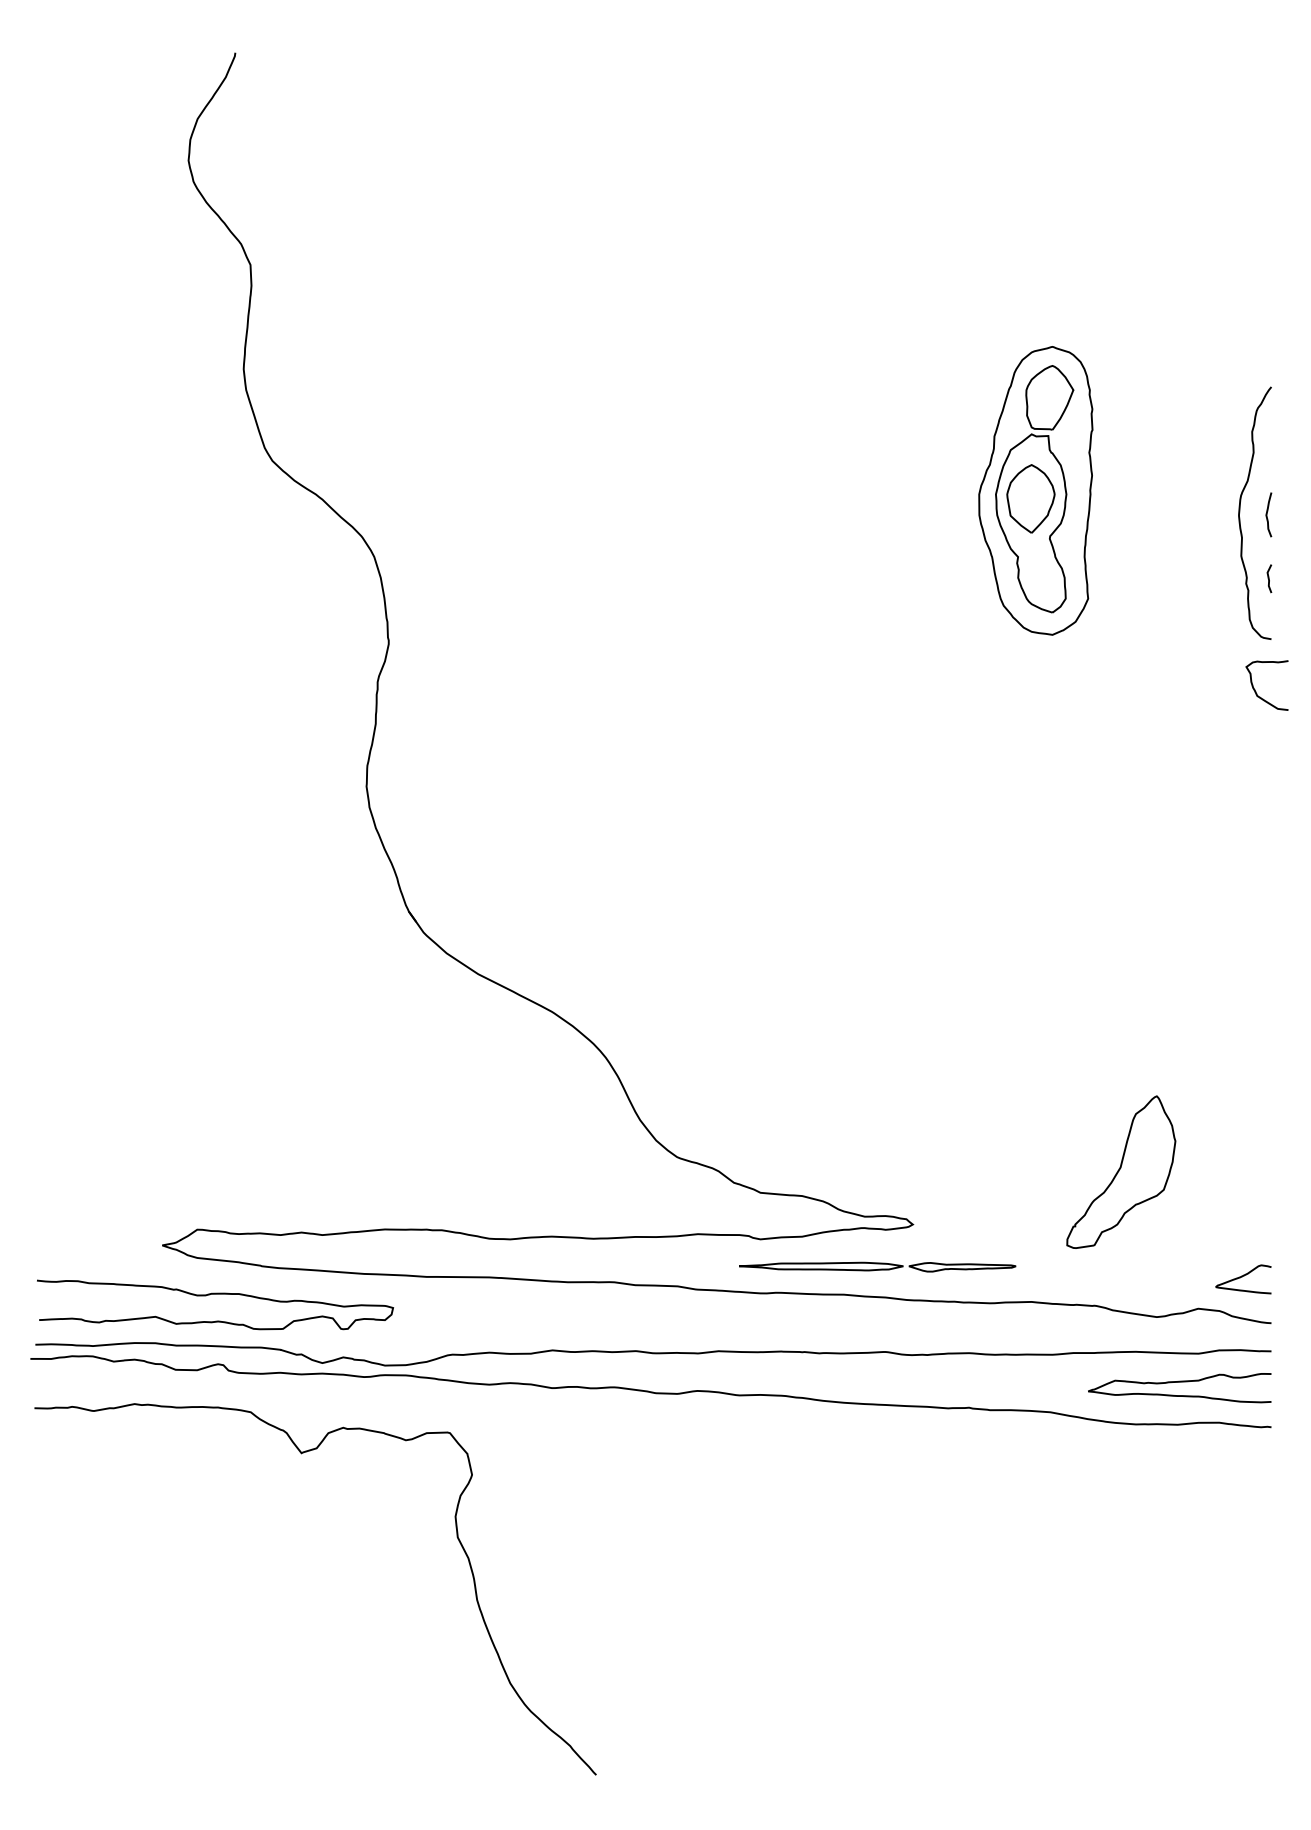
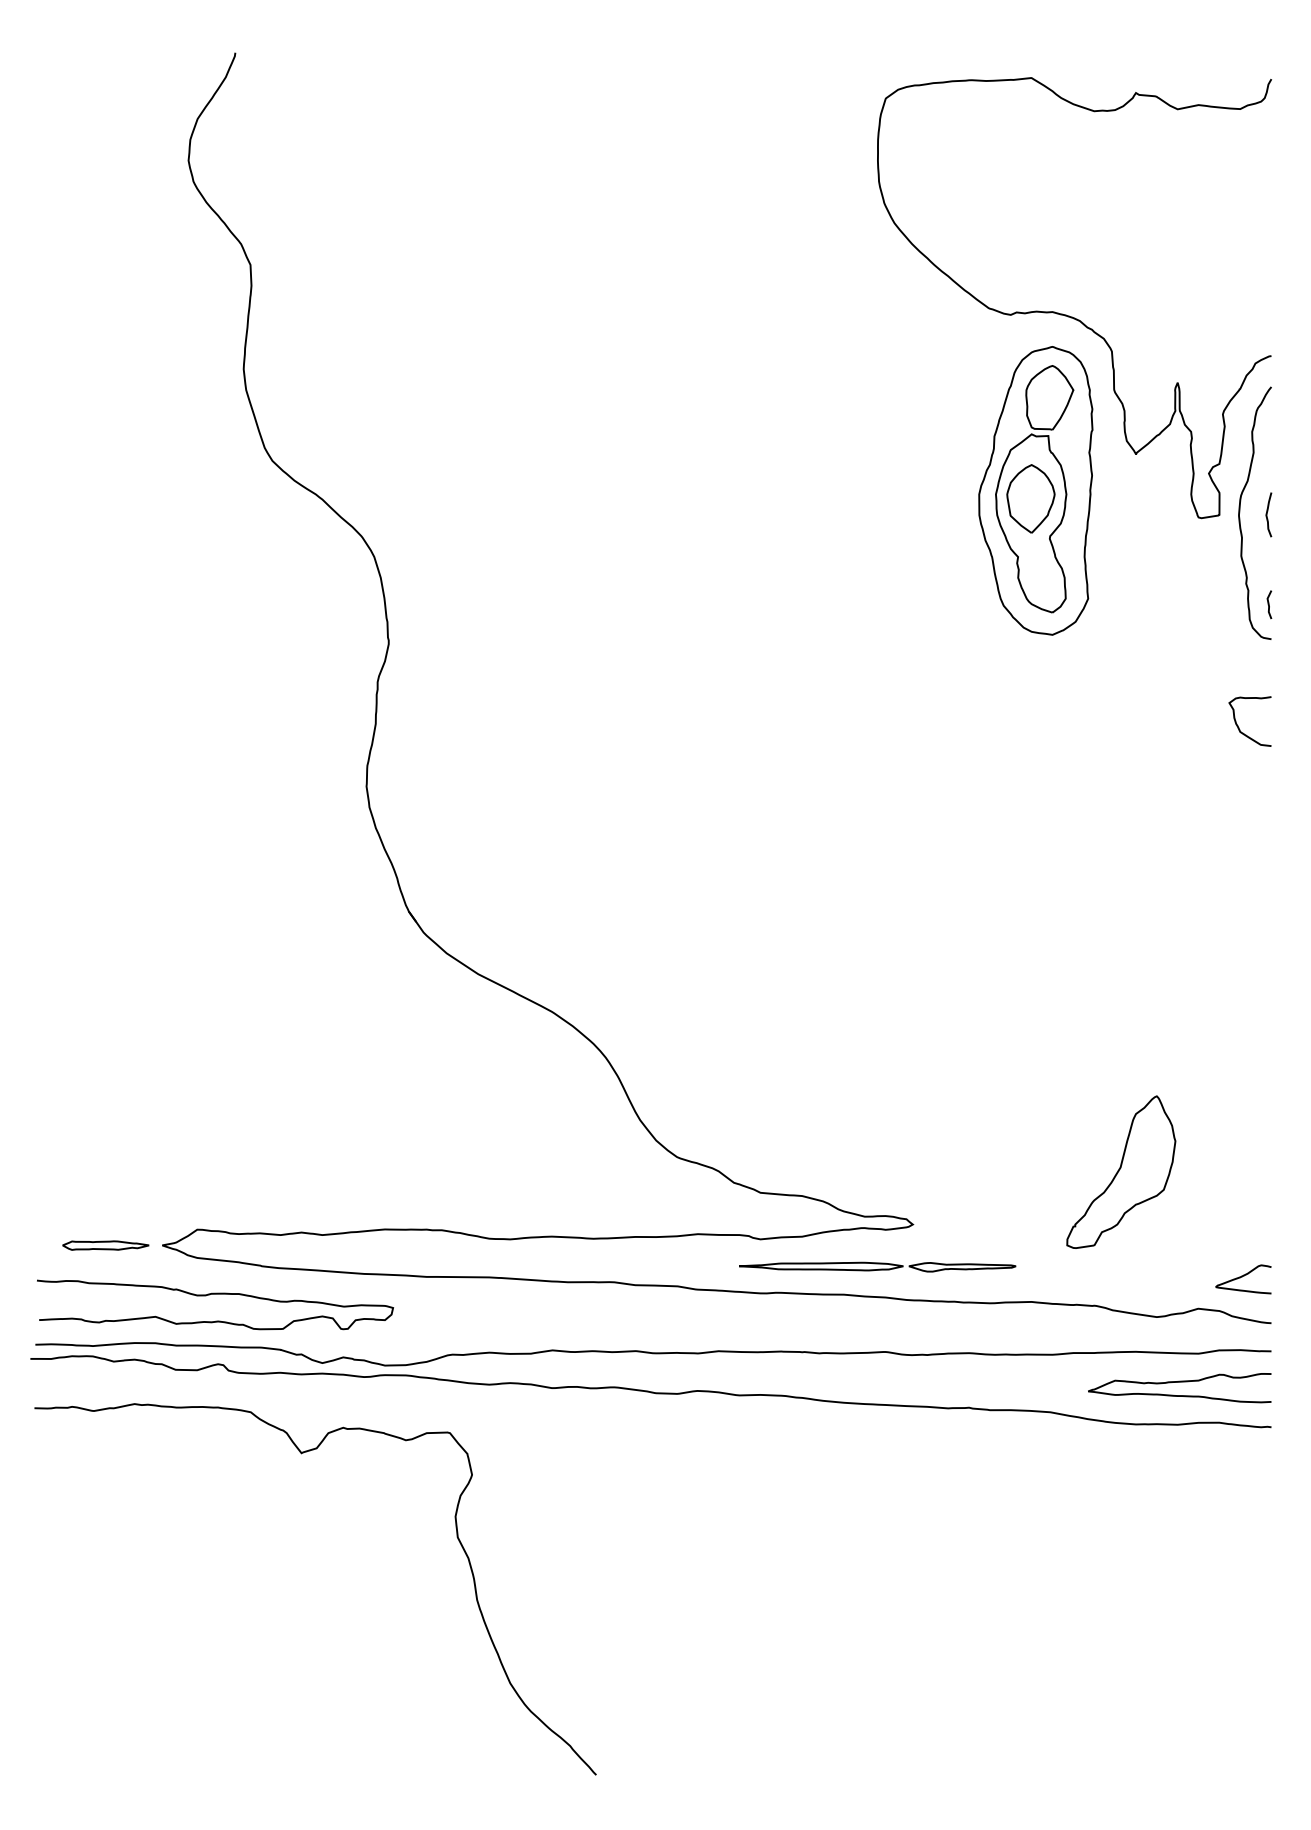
curve: none -> present (1069, 315)
line position: (1269, 578) -> (1269, 604) (1269, 604)
curve position: (1256, 691) -> (1239, 727) (1239, 727)
part: none -> present (105, 1245)
